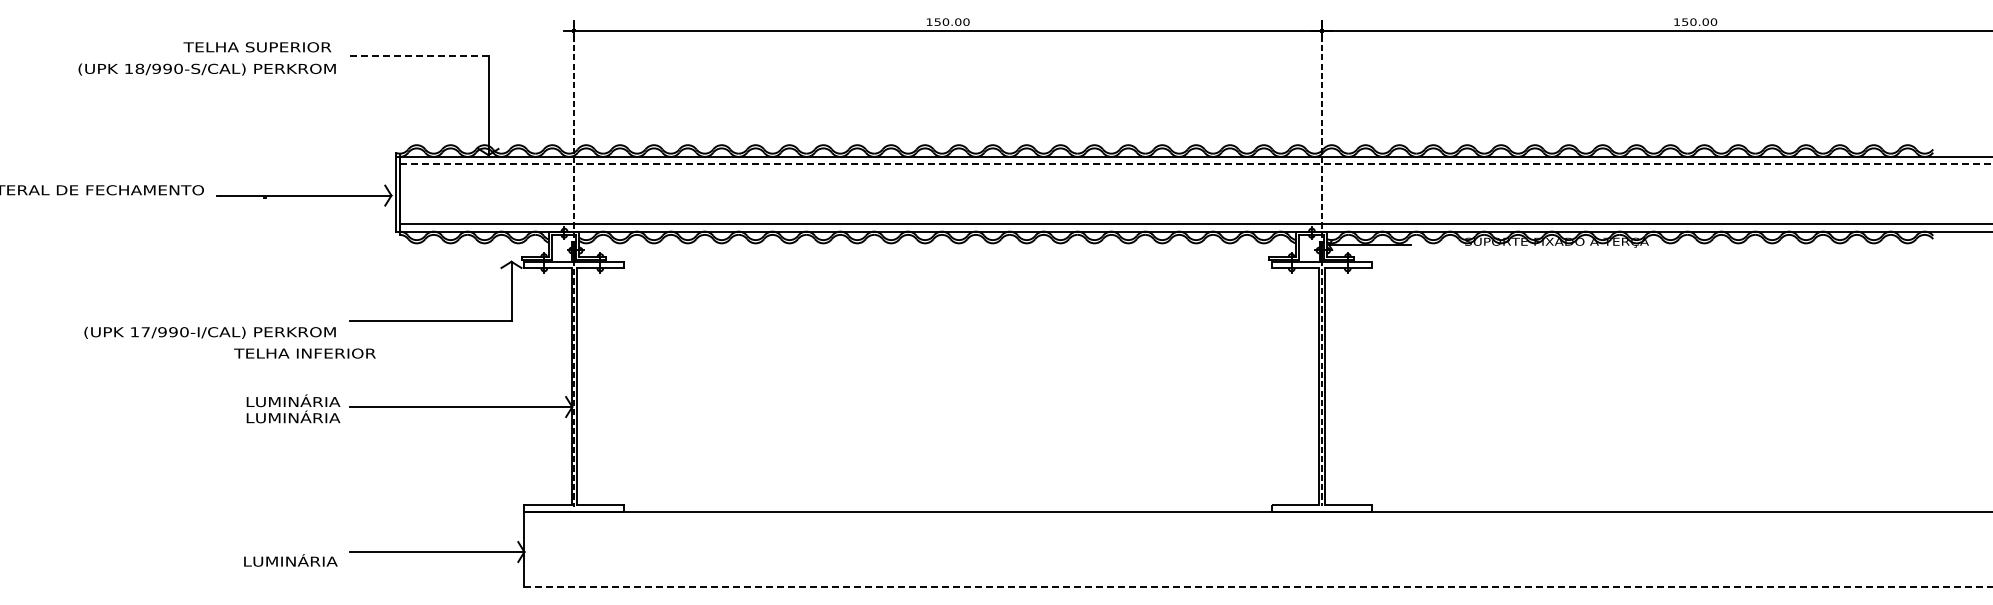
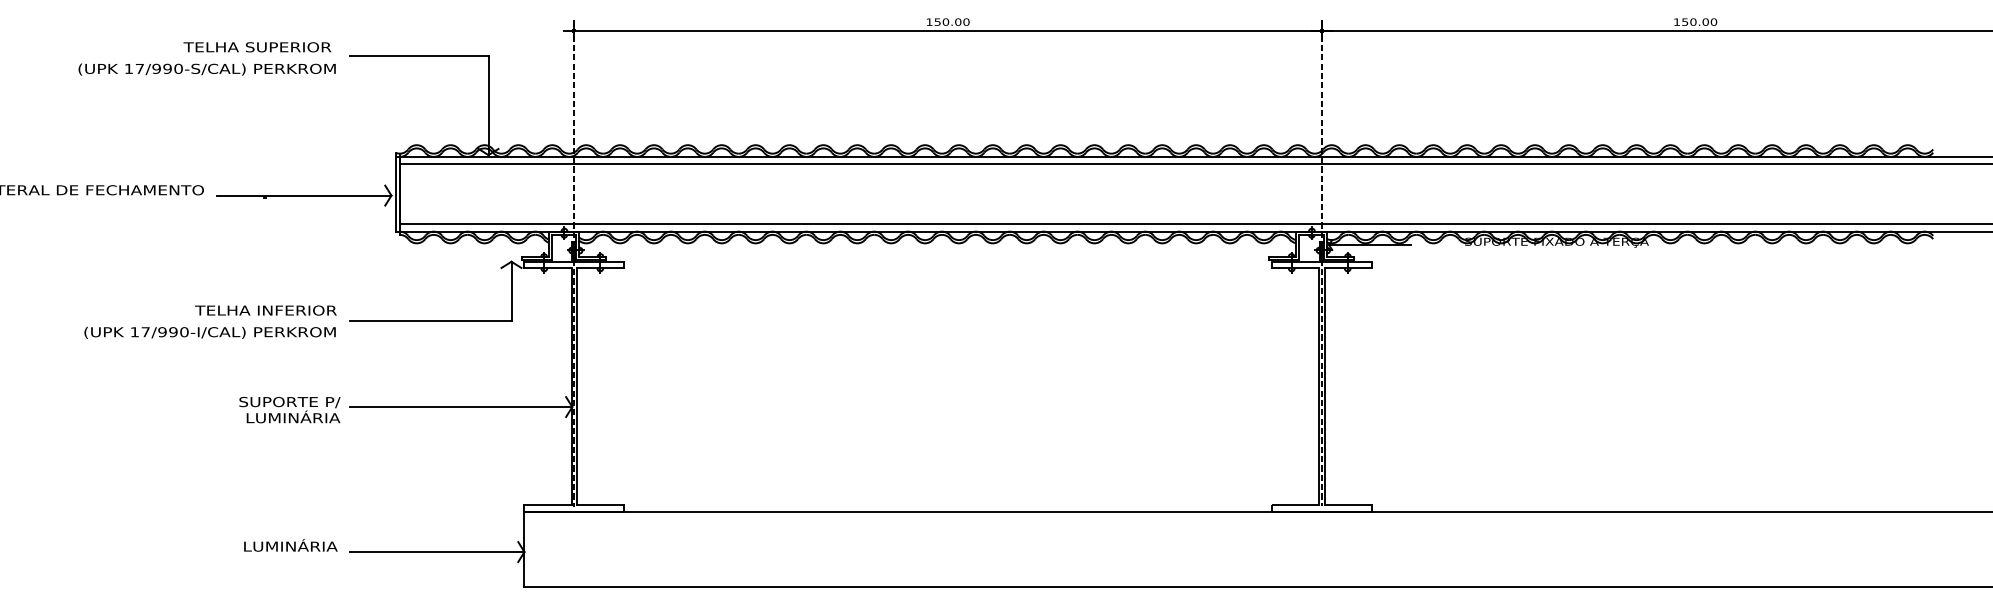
line: dashed -> solid (418, 56)
text: 18/990-S/CAL) -> 17/990-S/CAL) (139, 68)
line: dashed -> solid (1196, 164)
text position: (304, 353) -> (265, 310) (265, 310)
text: LUMINÁRIA -> SUPORTE P/ (289, 401)
text position: (290, 560) -> (290, 545) (290, 545)
line: dashed -> solid (1258, 586)
